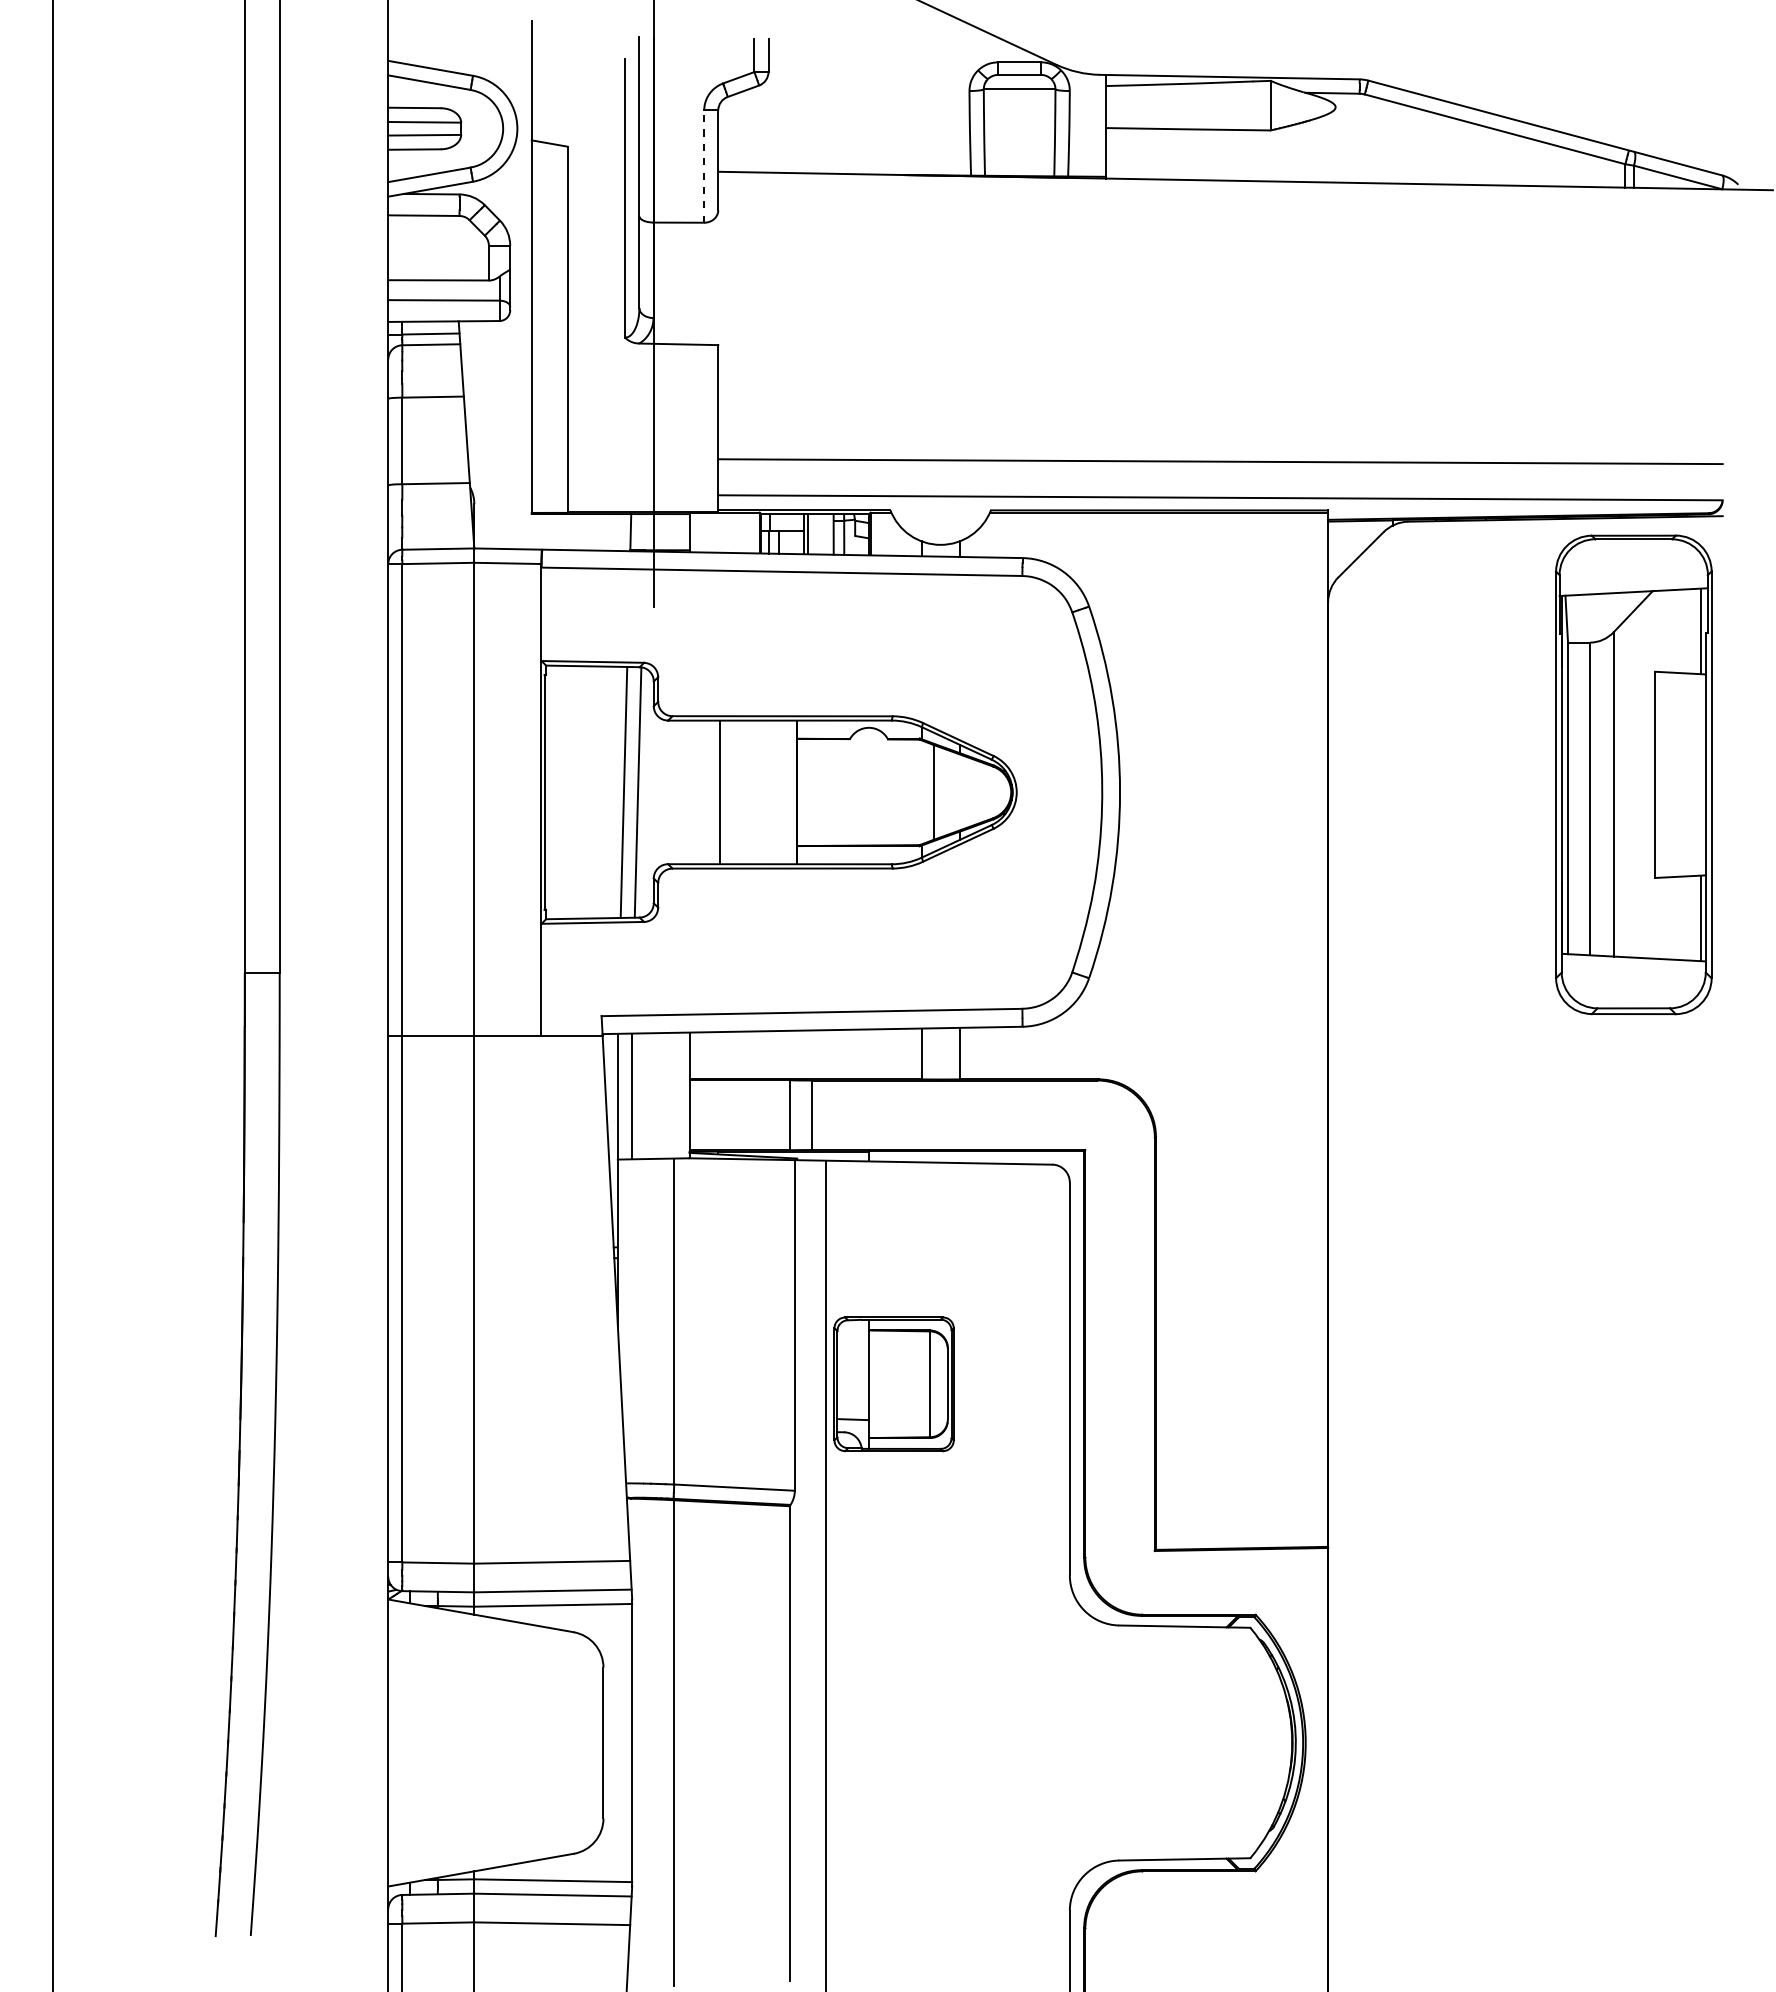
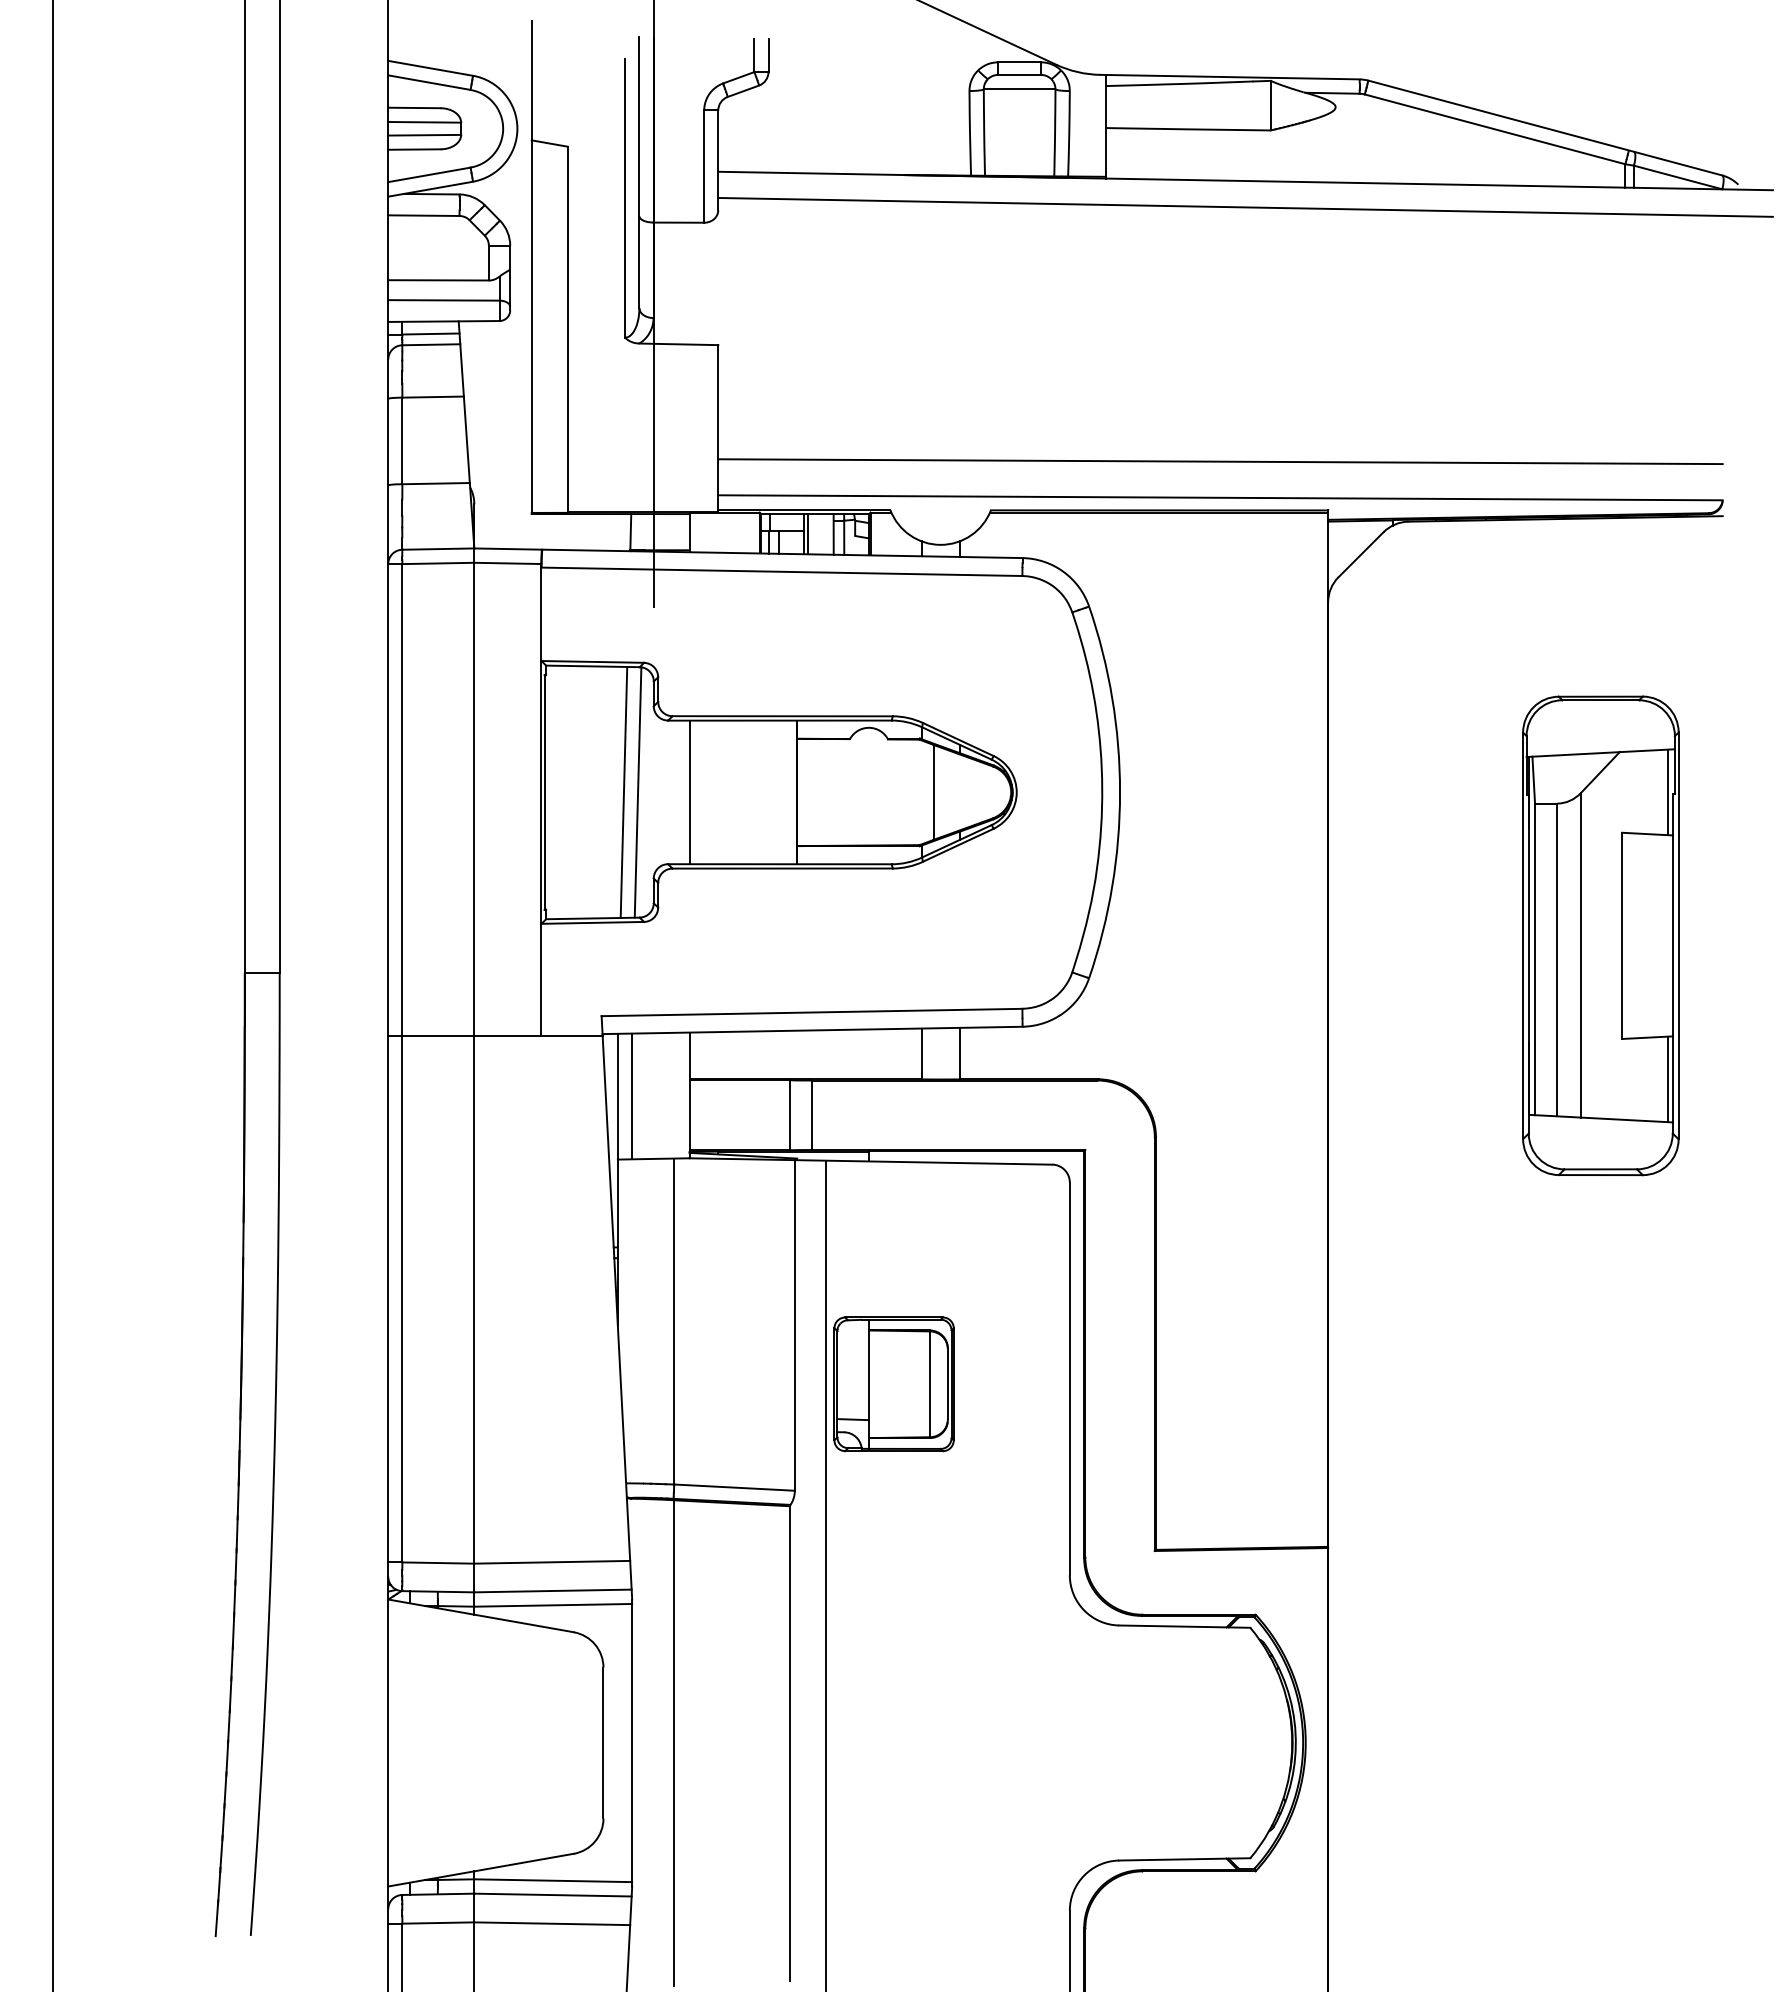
line: dashed -> solid (704, 166)
line: none -> present (1245, 206)
part position: (1633, 774) -> (1600, 935) (1600, 935)
line position: (719, 792) -> (689, 792) (689, 792)
